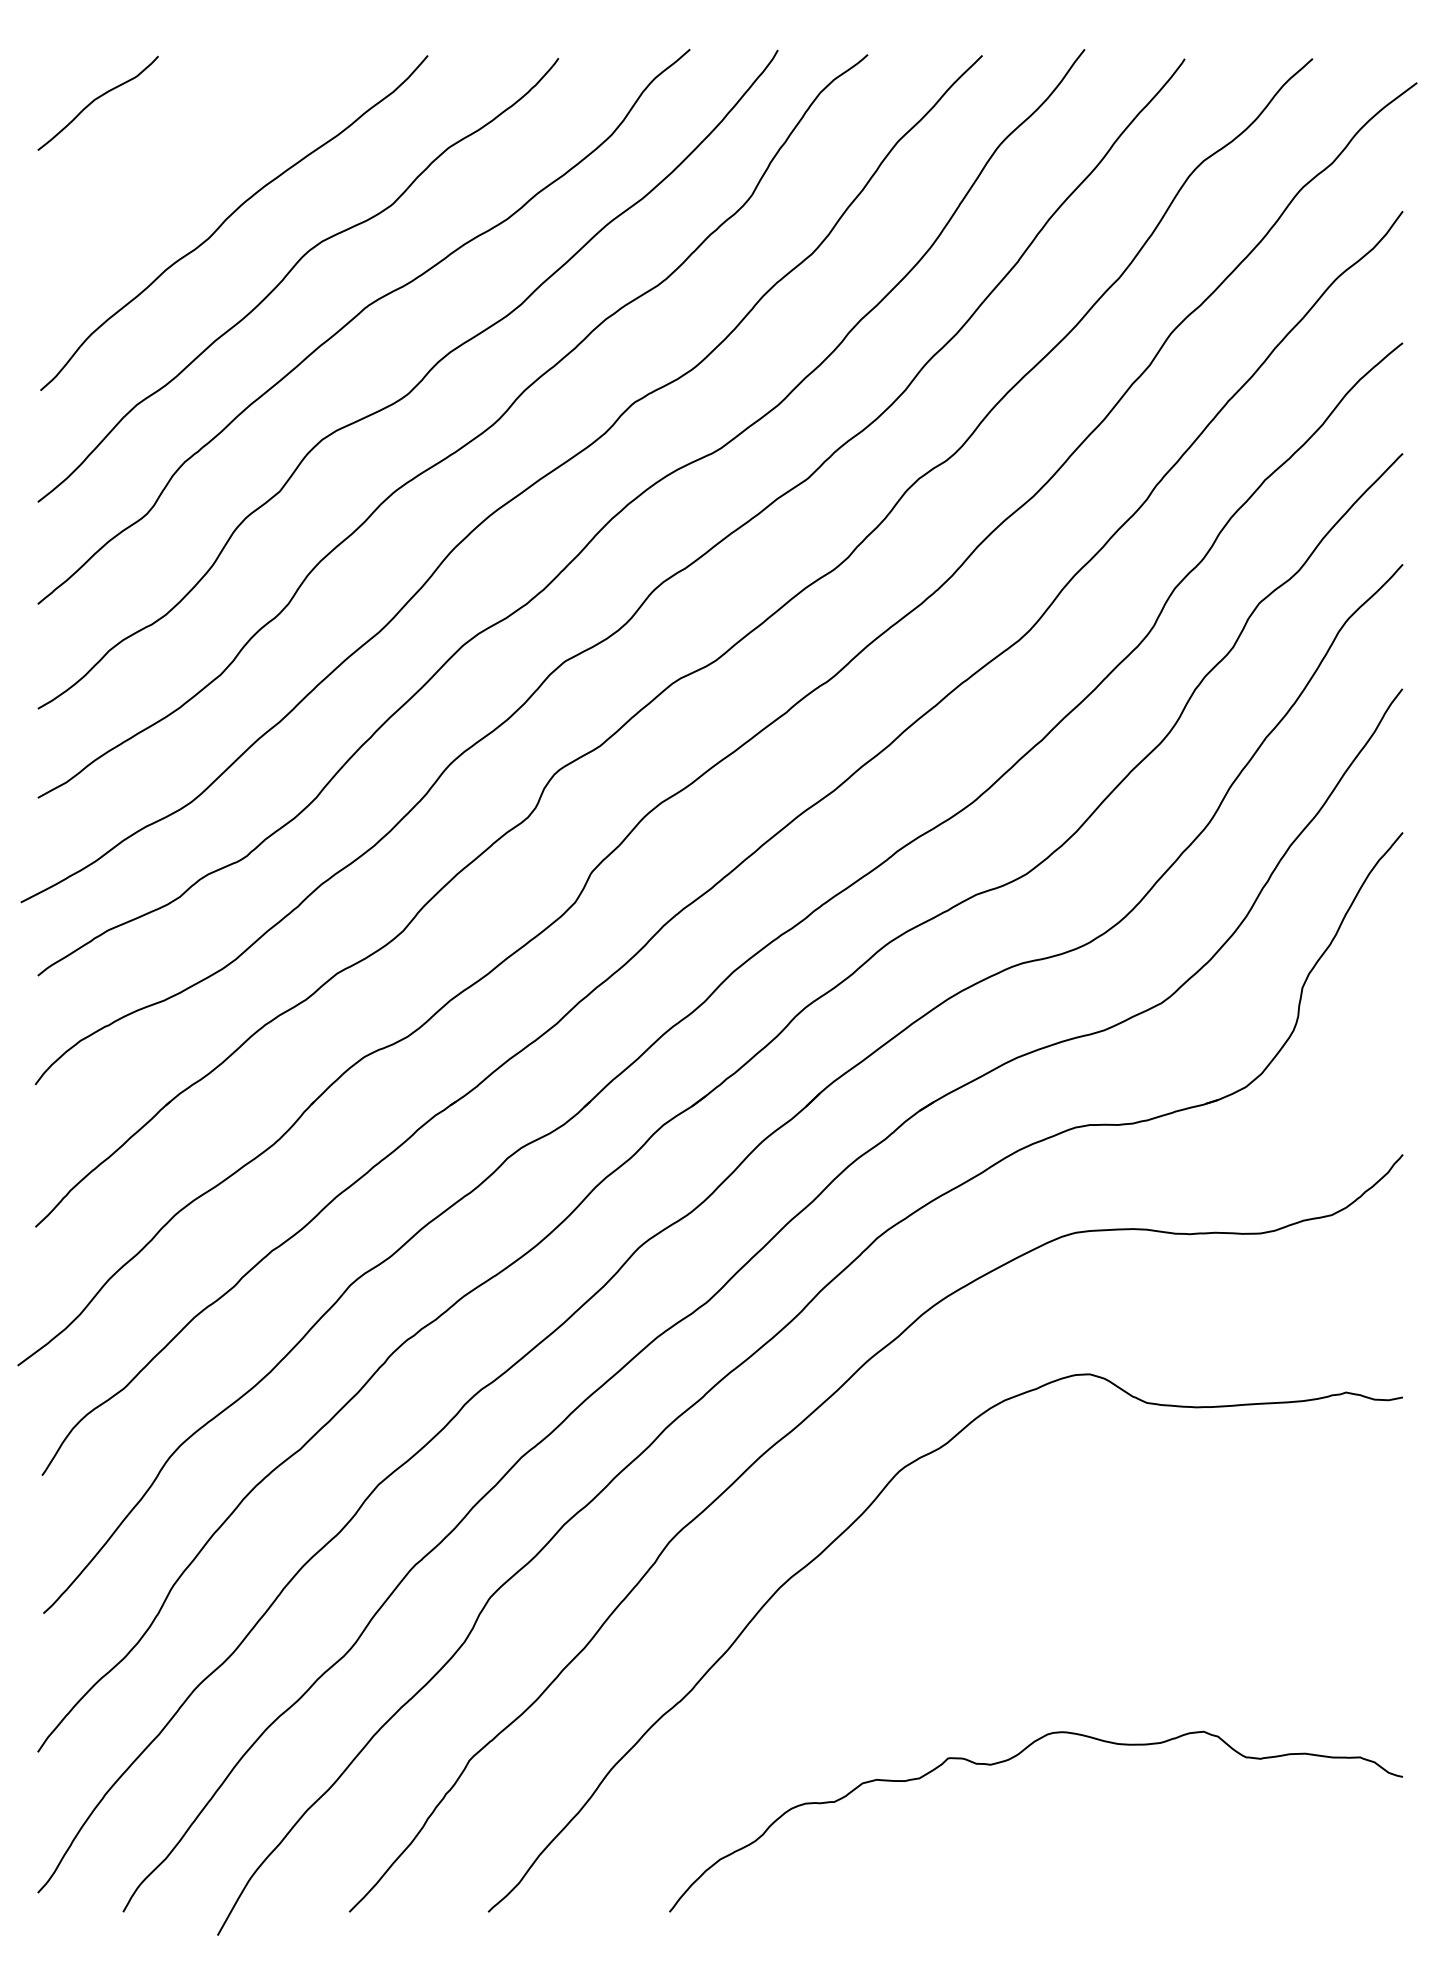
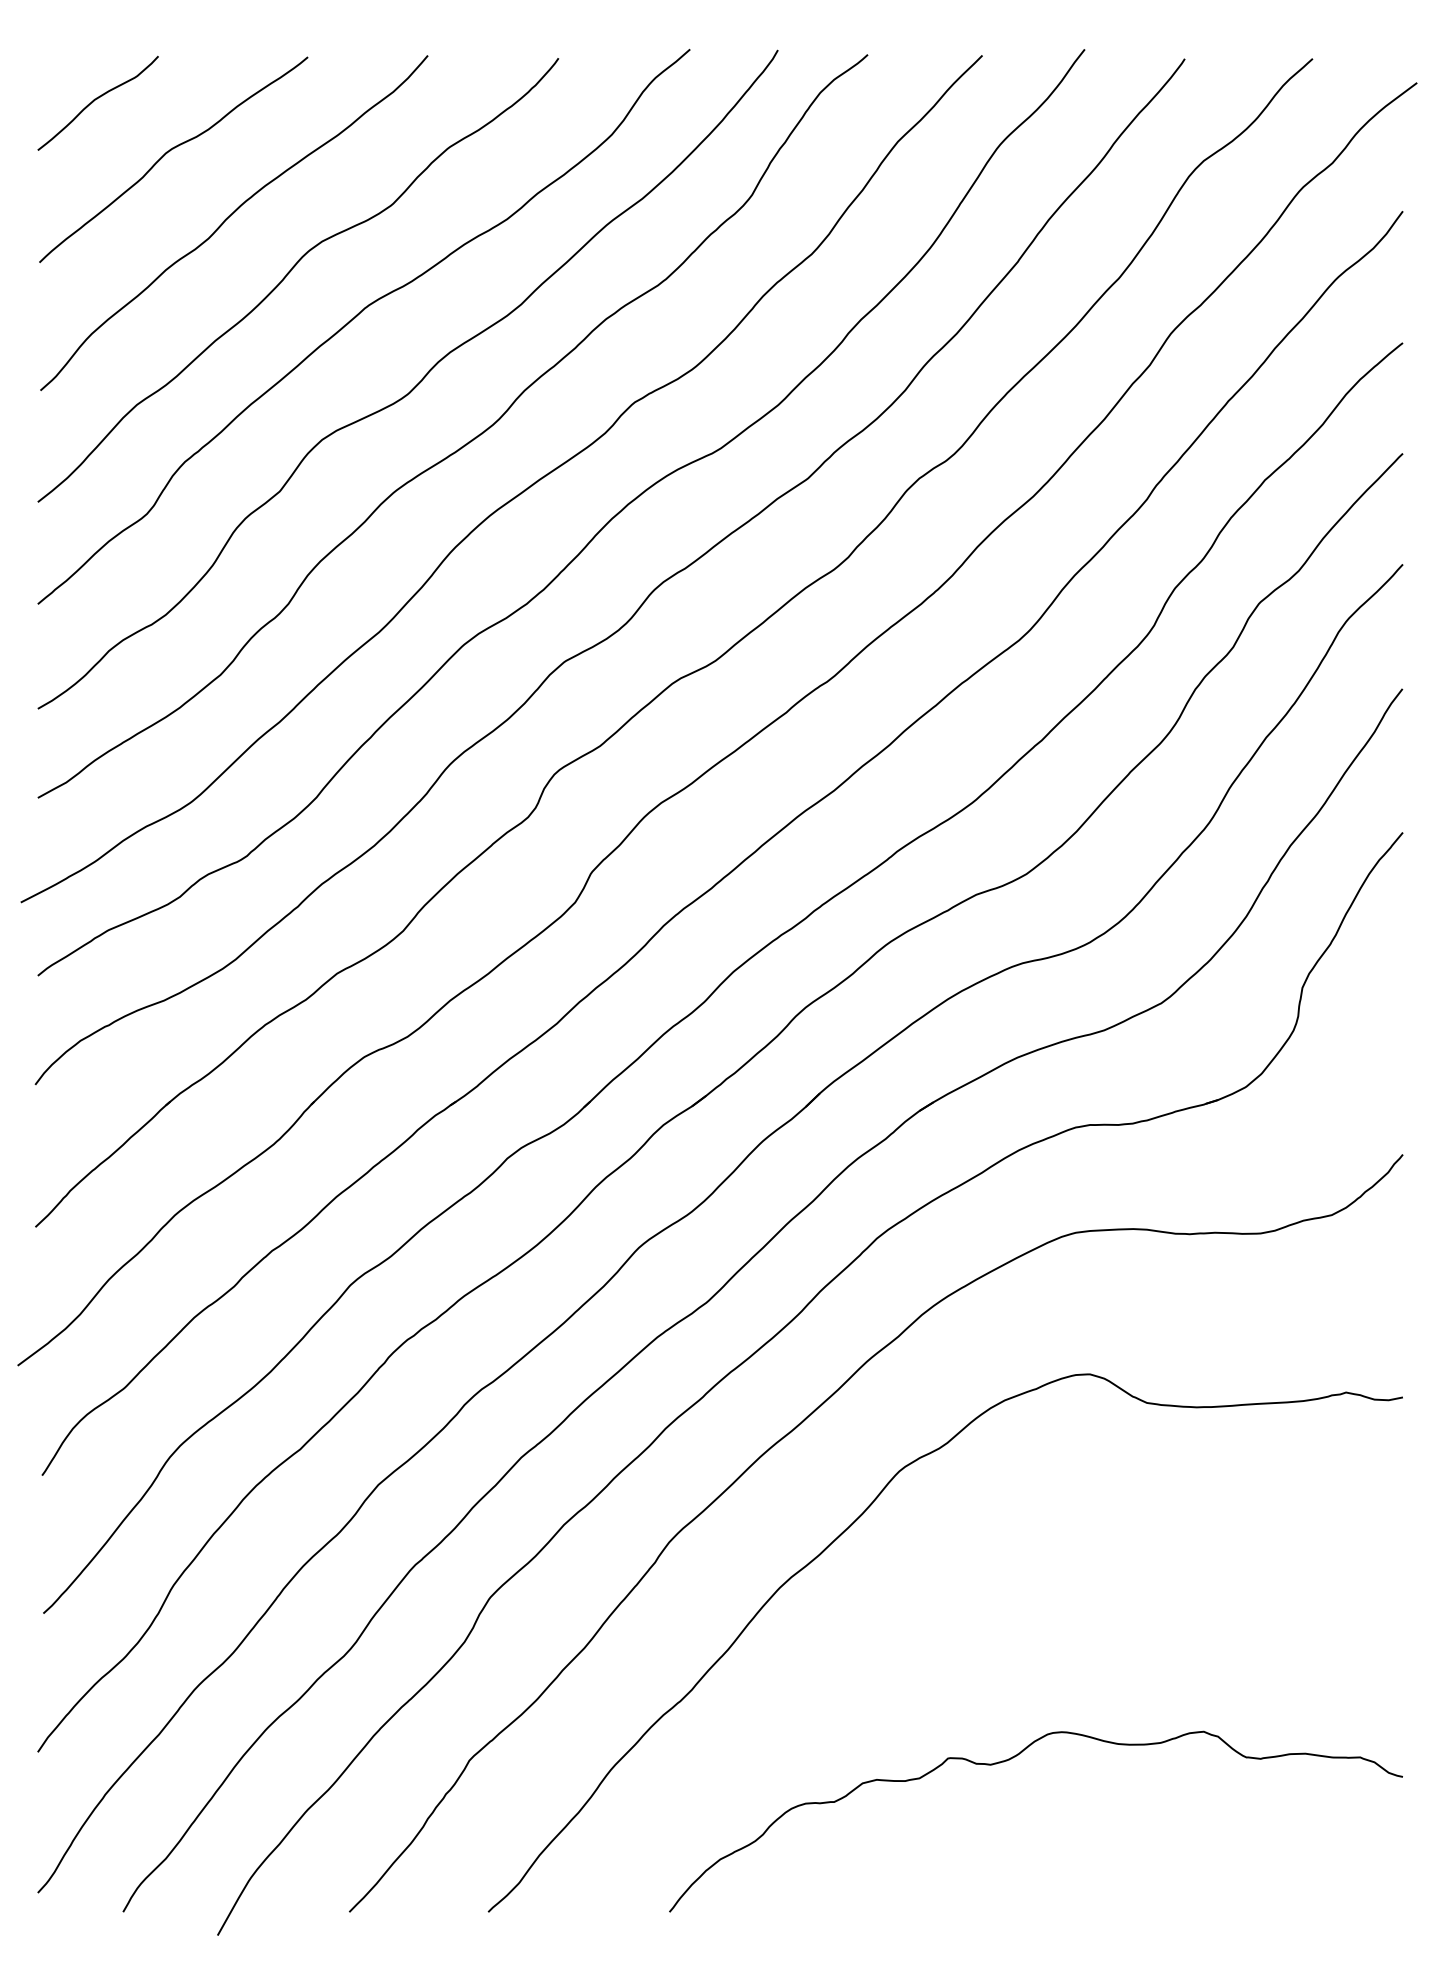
curve: none -> present (167, 153)
